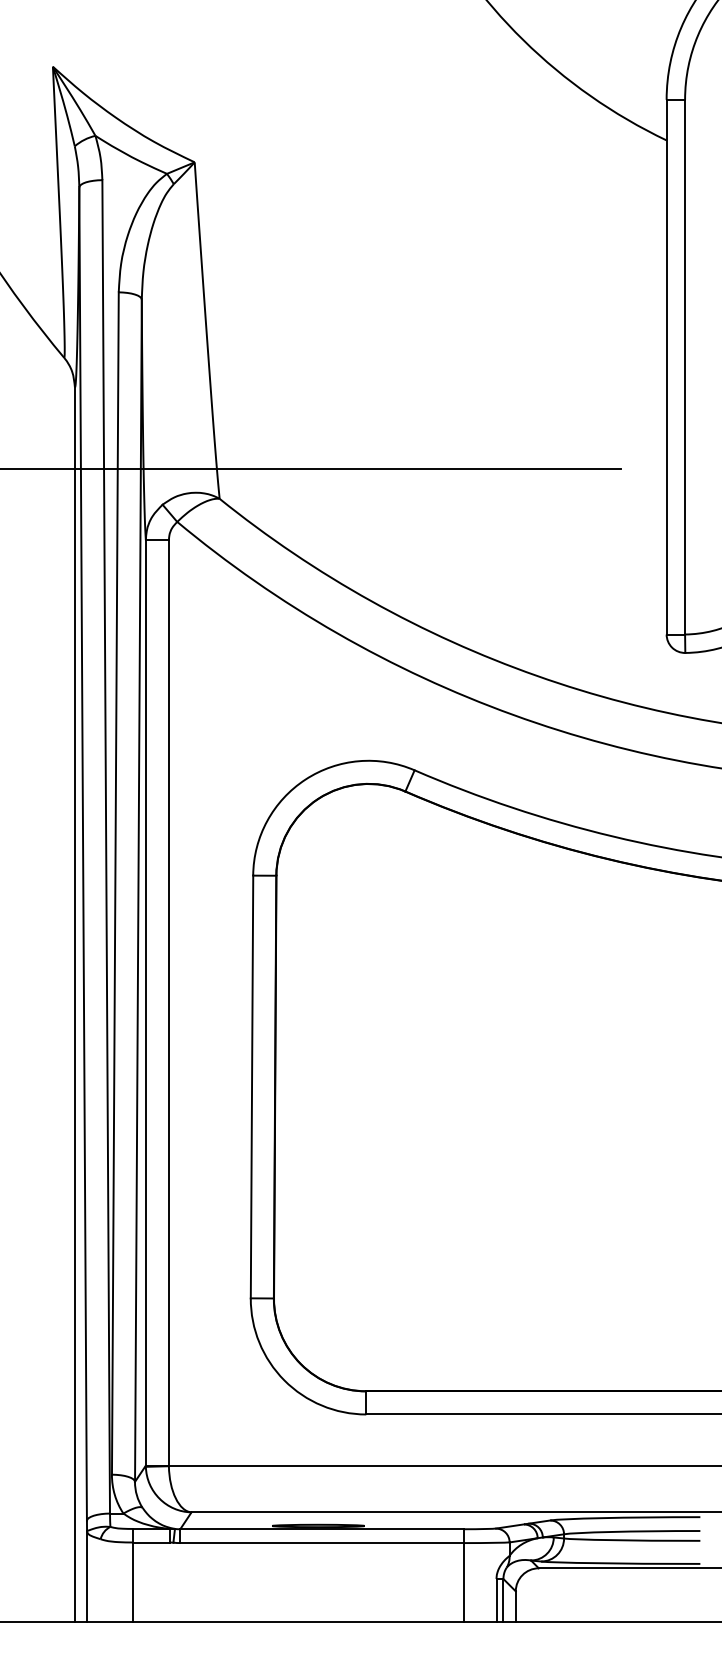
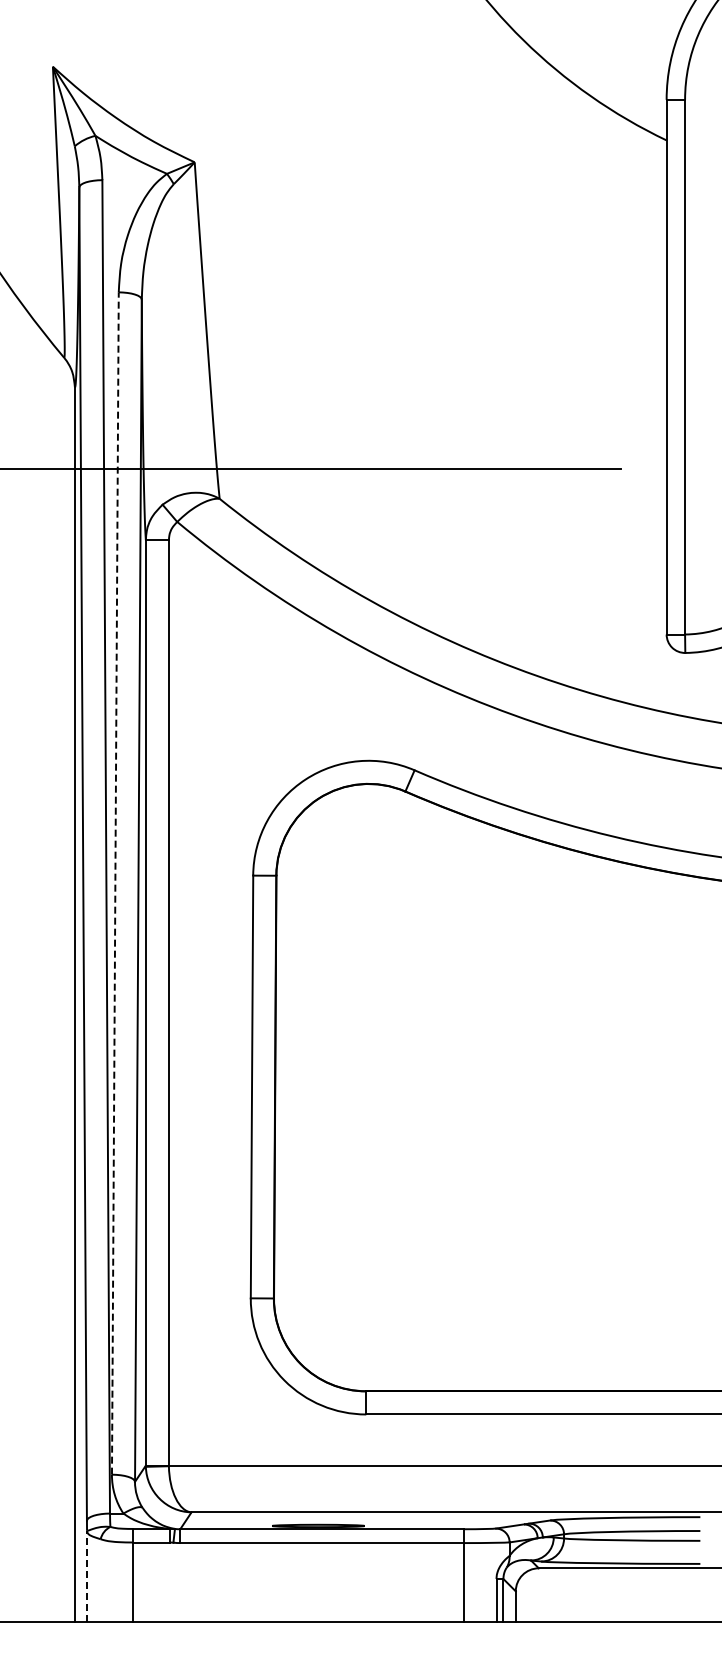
line: solid -> dashed (115, 883)
line: solid -> dashed (87, 1576)
